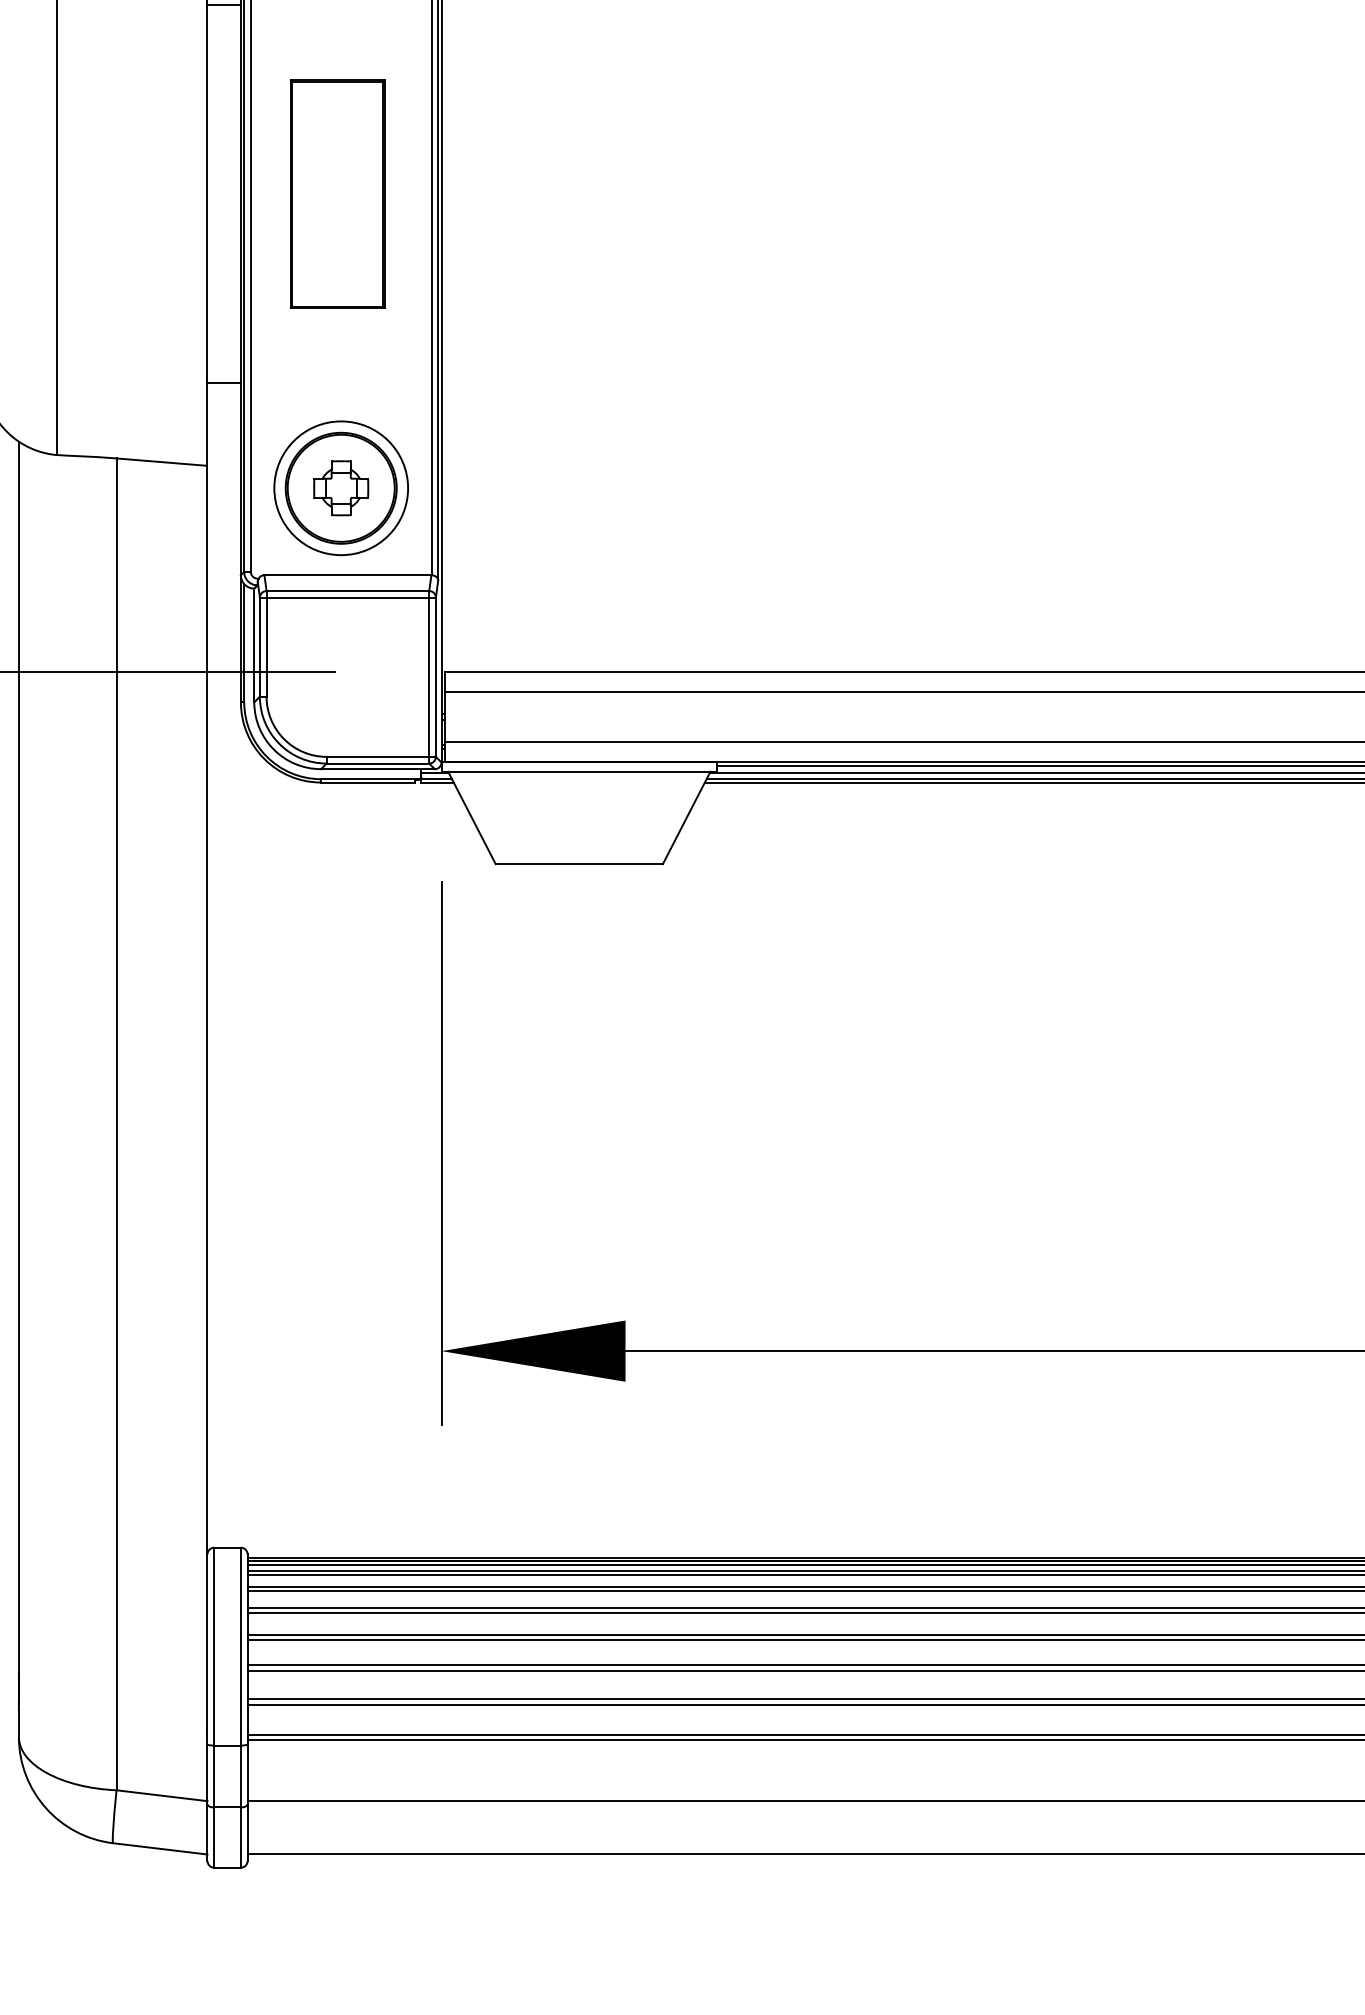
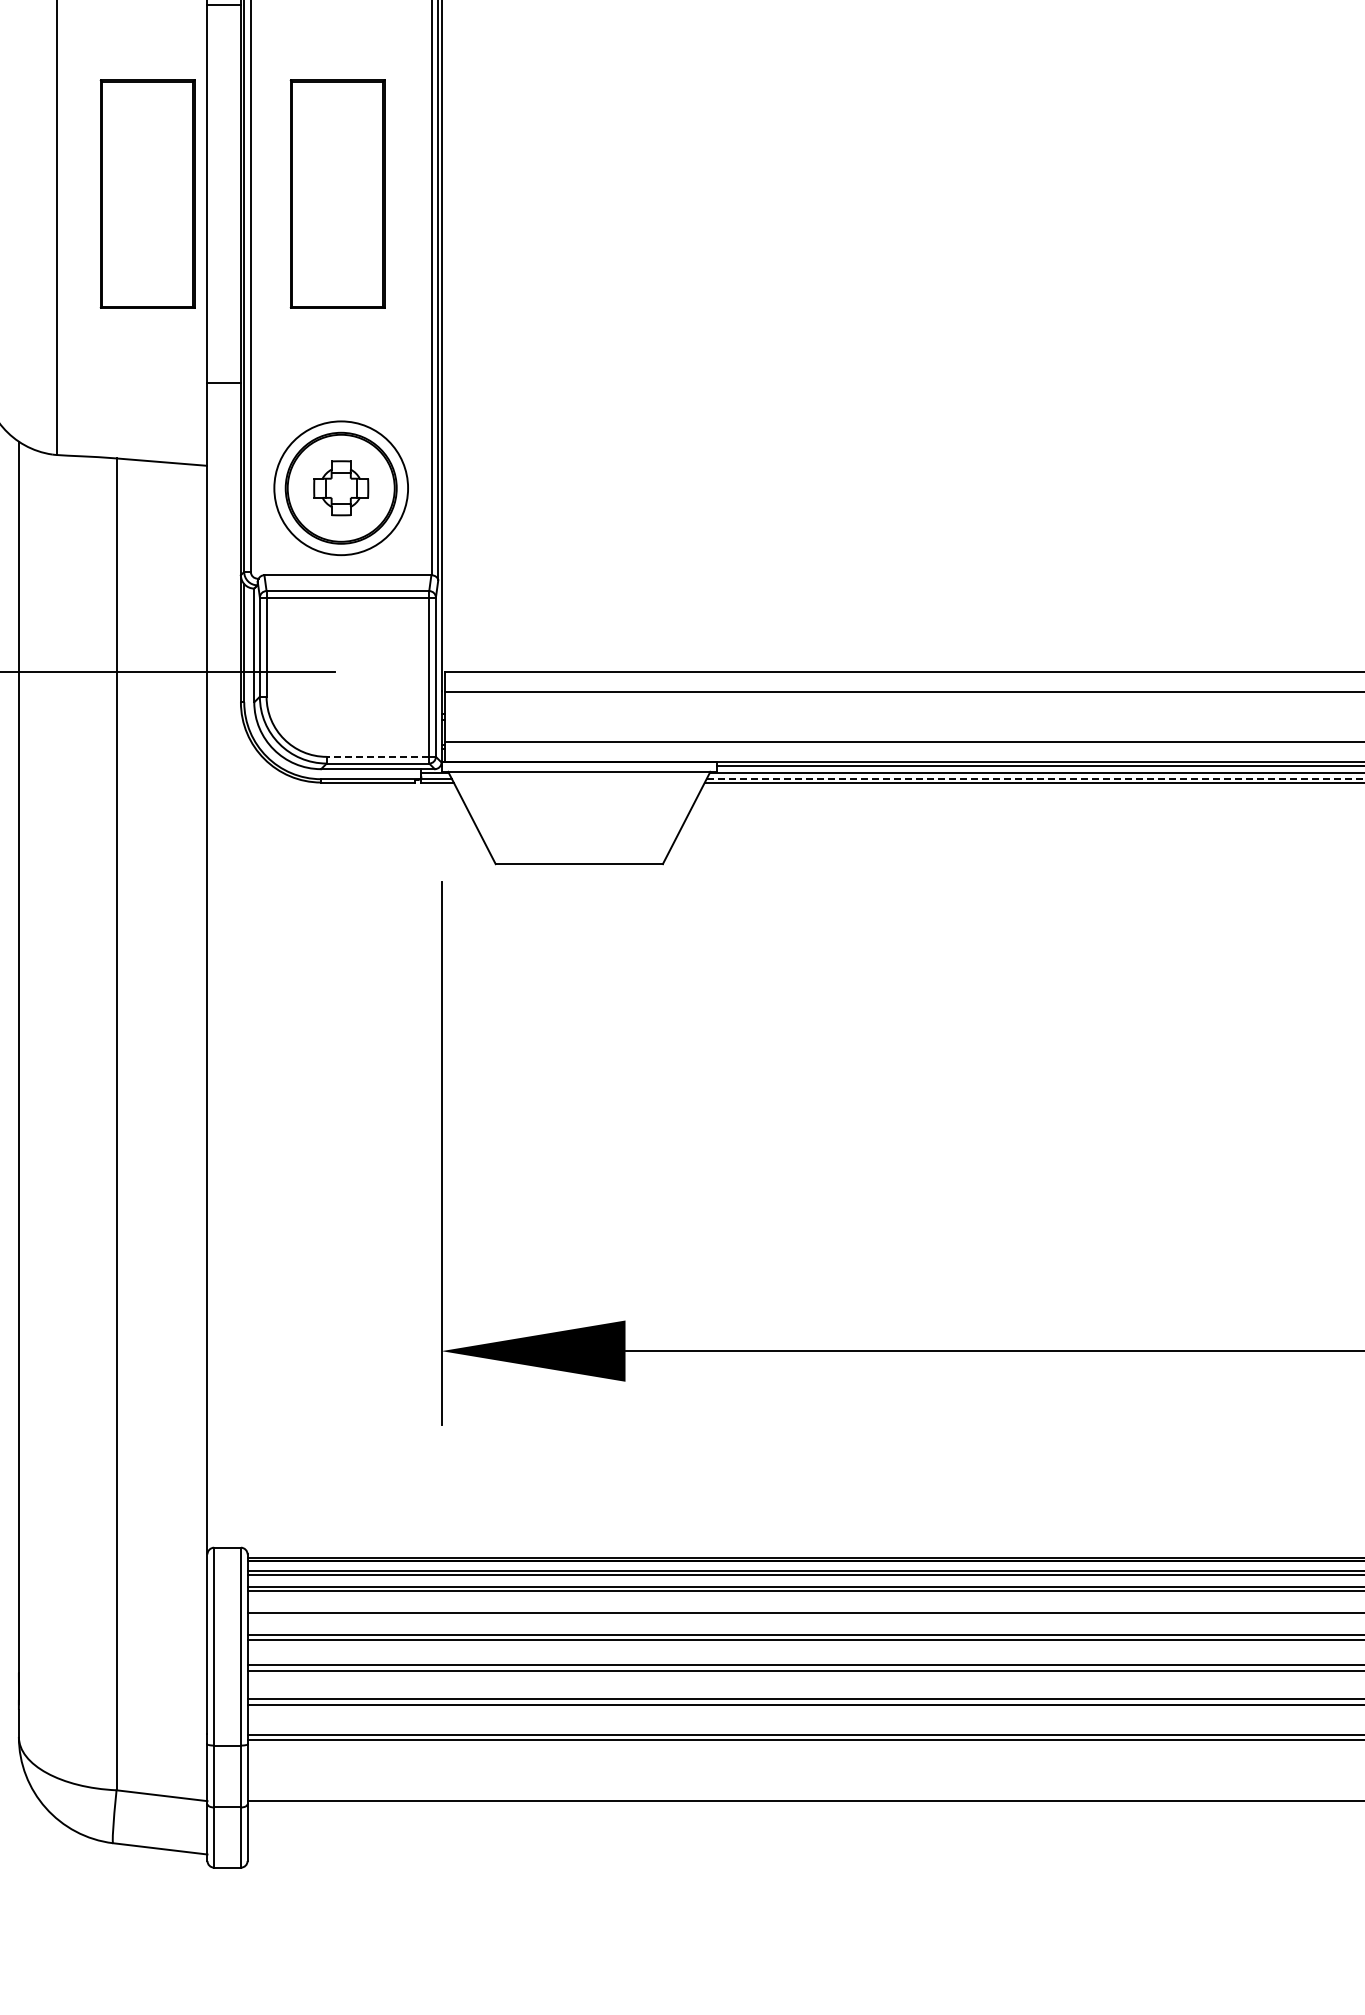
part: none -> present (147, 193)
line: solid -> dashed (377, 756)
line: solid -> dashed (1035, 778)
line: present -> none (804, 1564)
line: present -> none (804, 1608)
line: present -> none (804, 1854)
